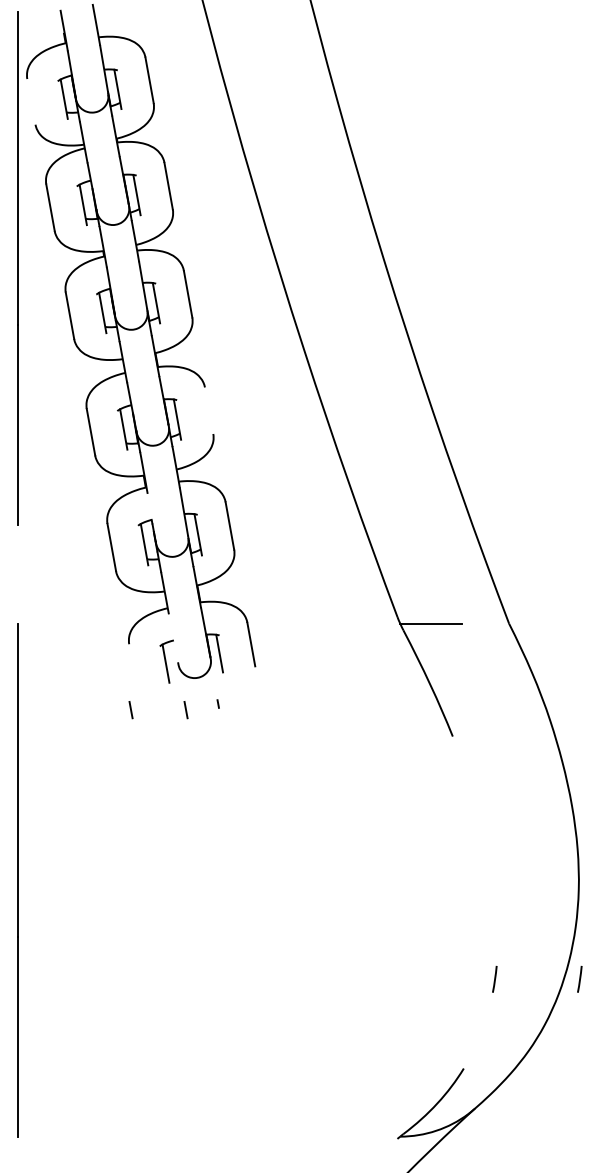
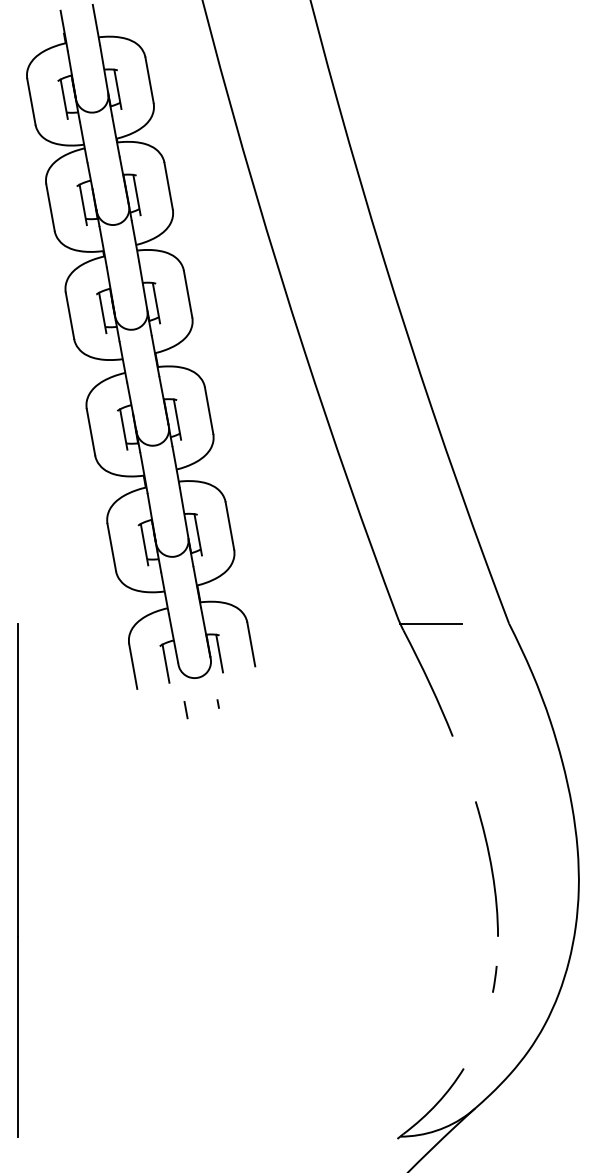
line: none -> present (31, 101)
line: present -> none (17, 268)
line: none -> present (208, 410)
line: none -> present (151, 516)
line: none -> present (173, 638)
line: none -> present (133, 666)
line: present -> none (130, 710)
curve: none -> present (490, 868)
line: present -> none (579, 978)
